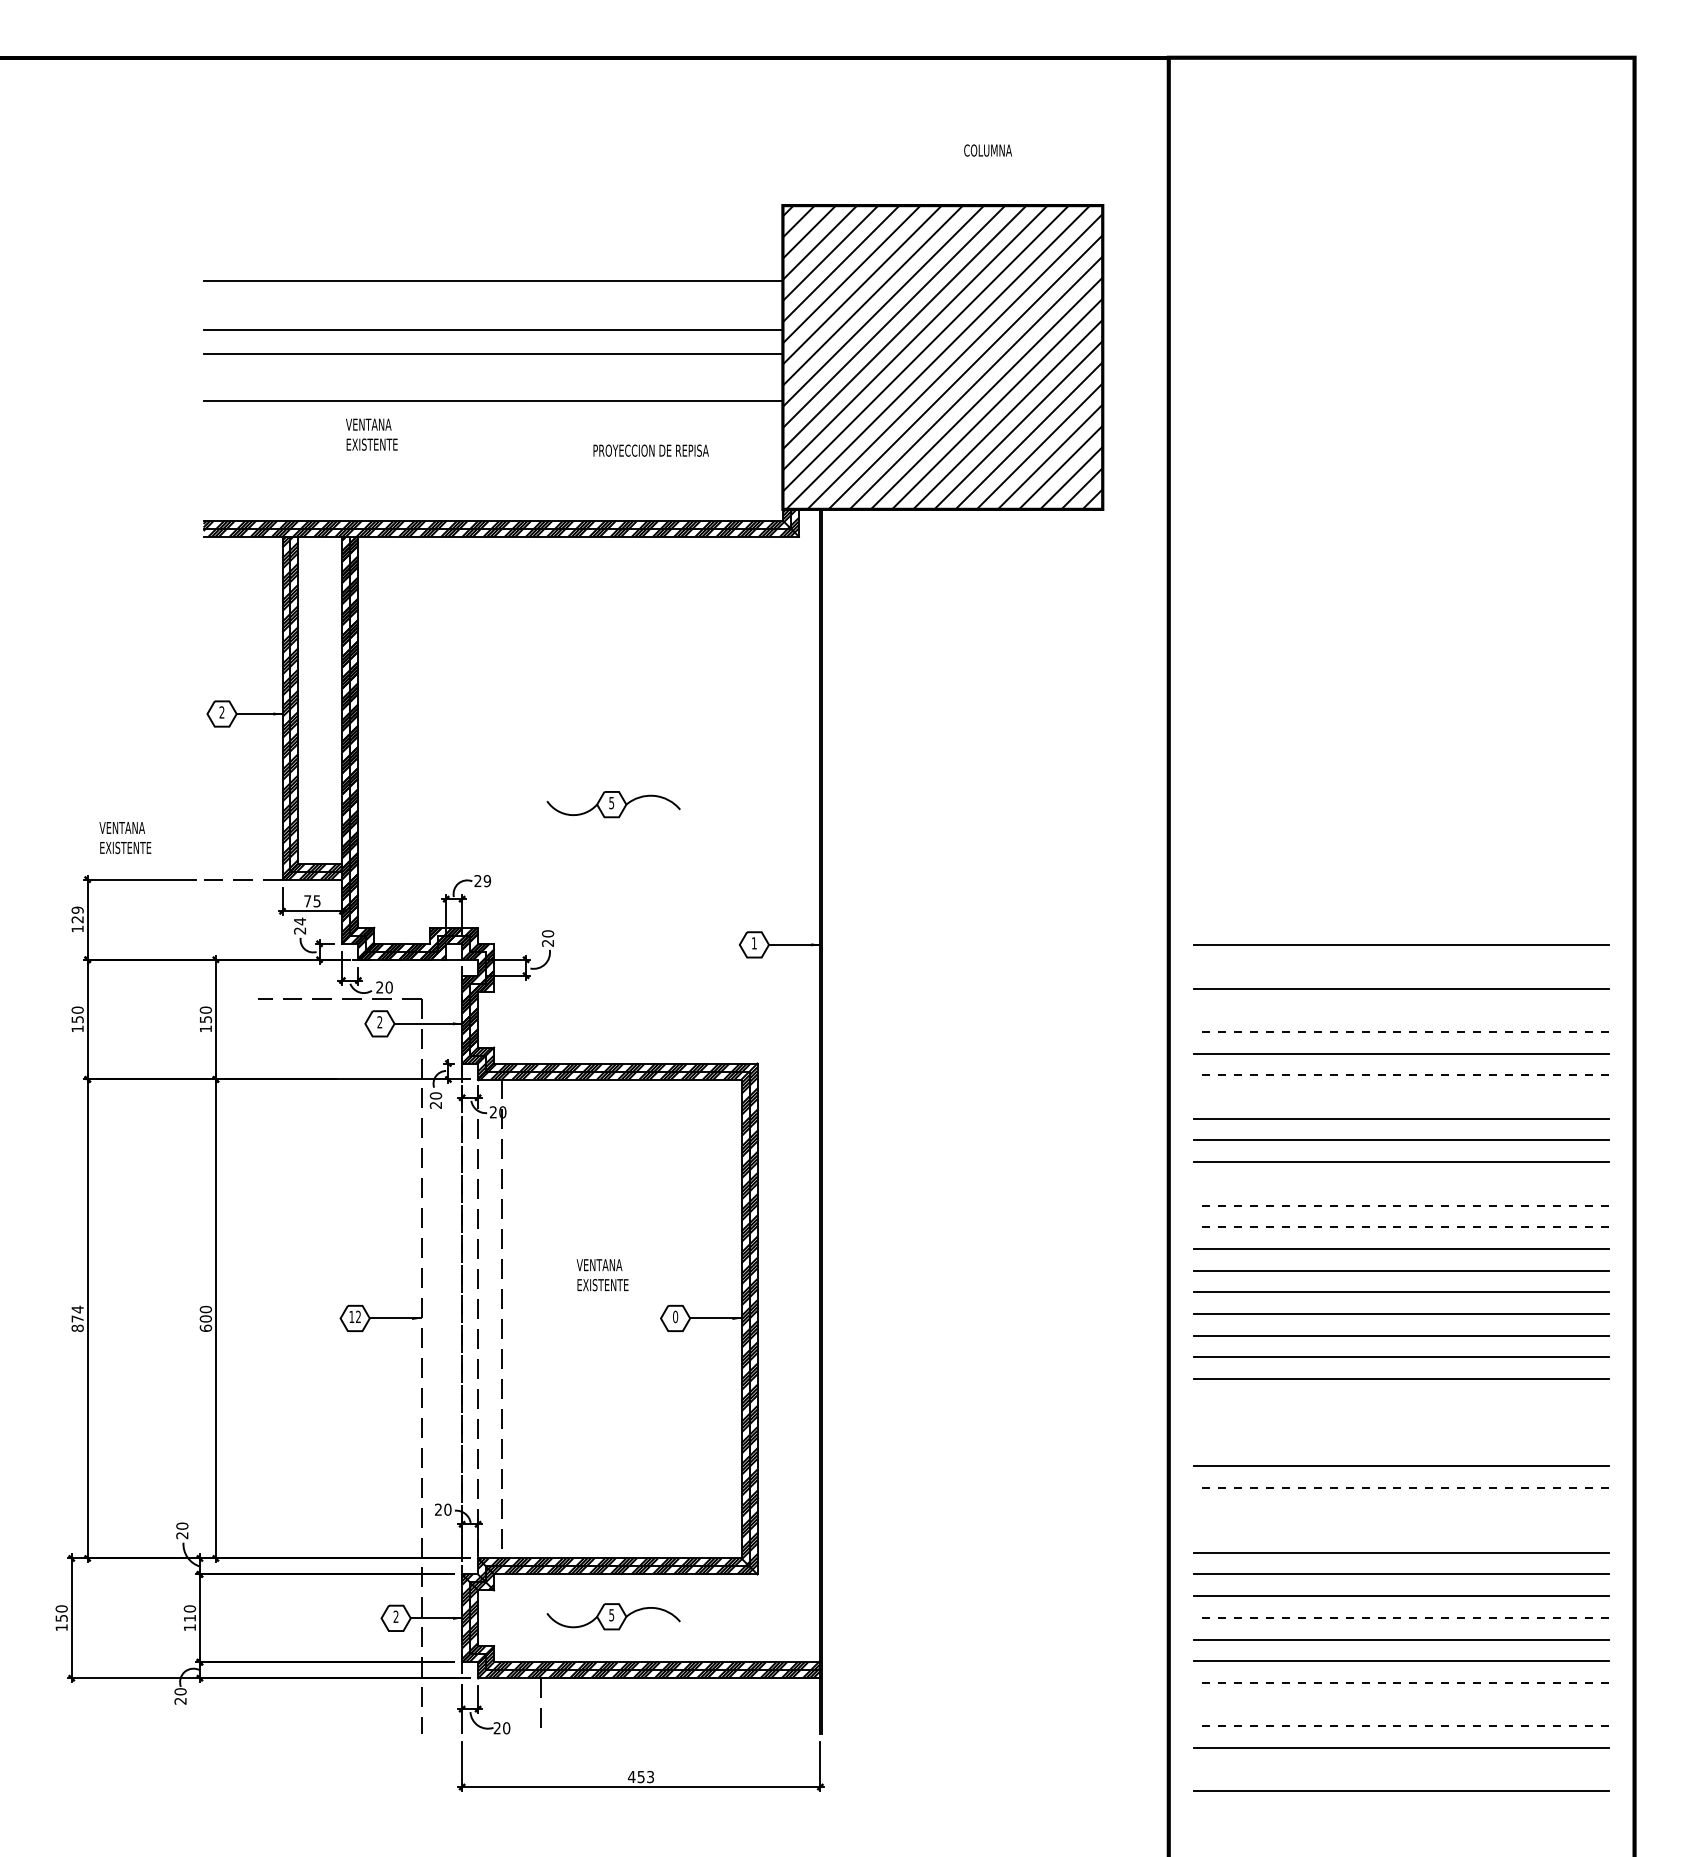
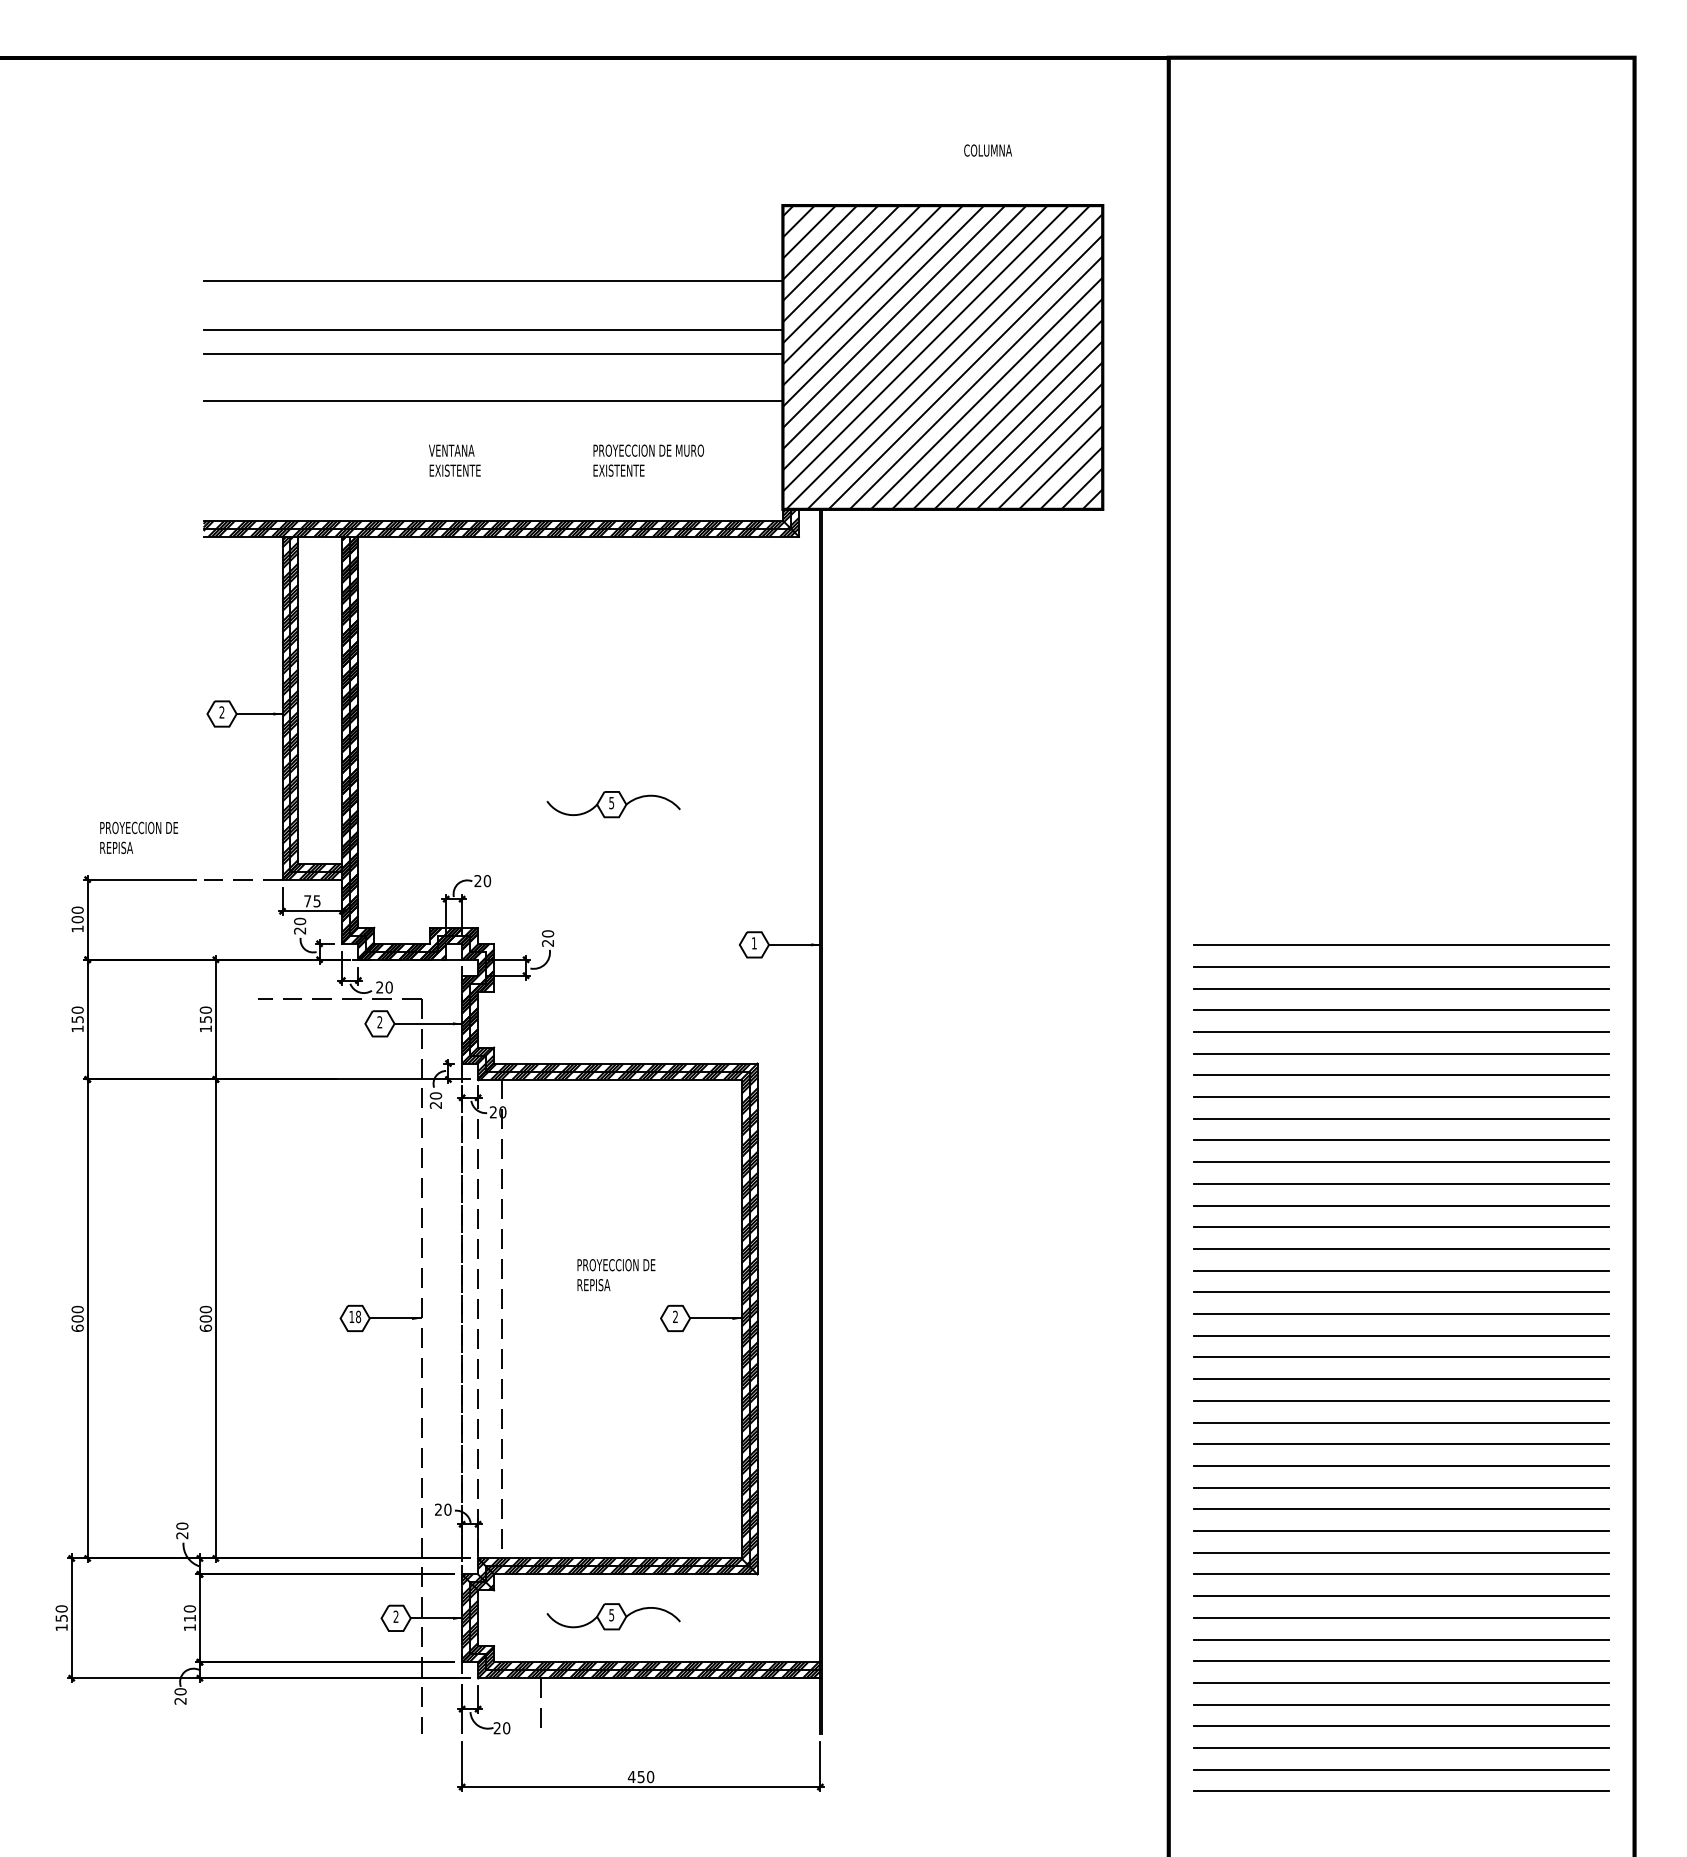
text position: (371, 434) -> (454, 460) (454, 460)
text: PROYECCION DE REPISA -> PROYECCION DE MURO EXISTENTE (650, 460)
text: VENTANA EXISTENTE -> PROYECCION DE REPISA (138, 837)
text: 29 -> 20 (486, 881)
text: 129 -> 100 (77, 914)
text: 24 -> 20 (300, 921)
line: none -> present (1401, 966)
line: none -> present (1401, 1010)
line: dashed -> solid (1401, 1031)
line: dashed -> solid (1401, 1075)
line: none -> present (1401, 1097)
line: none -> present (1401, 1183)
line: dashed -> solid (1401, 1205)
line: dashed -> solid (1401, 1227)
text: VENTANA EXISTENTE -> PROYECCION DE REPISA (615, 1275)
text: 12 -> 18 (358, 1316)
text: 0 -> 2 (675, 1316)
text: 874 -> 600 (77, 1318)
line: none -> present (1401, 1400)
line: none -> present (1401, 1422)
line: none -> present (1401, 1444)
line: dashed -> solid (1401, 1487)
line: none -> present (1401, 1509)
line: none -> present (1401, 1530)
line: dashed -> solid (1401, 1617)
line: dashed -> solid (1401, 1682)
line: none -> present (1401, 1704)
line: dashed -> solid (1401, 1726)
line: none -> present (1401, 1769)
text: 453 -> 450 (650, 1777)
